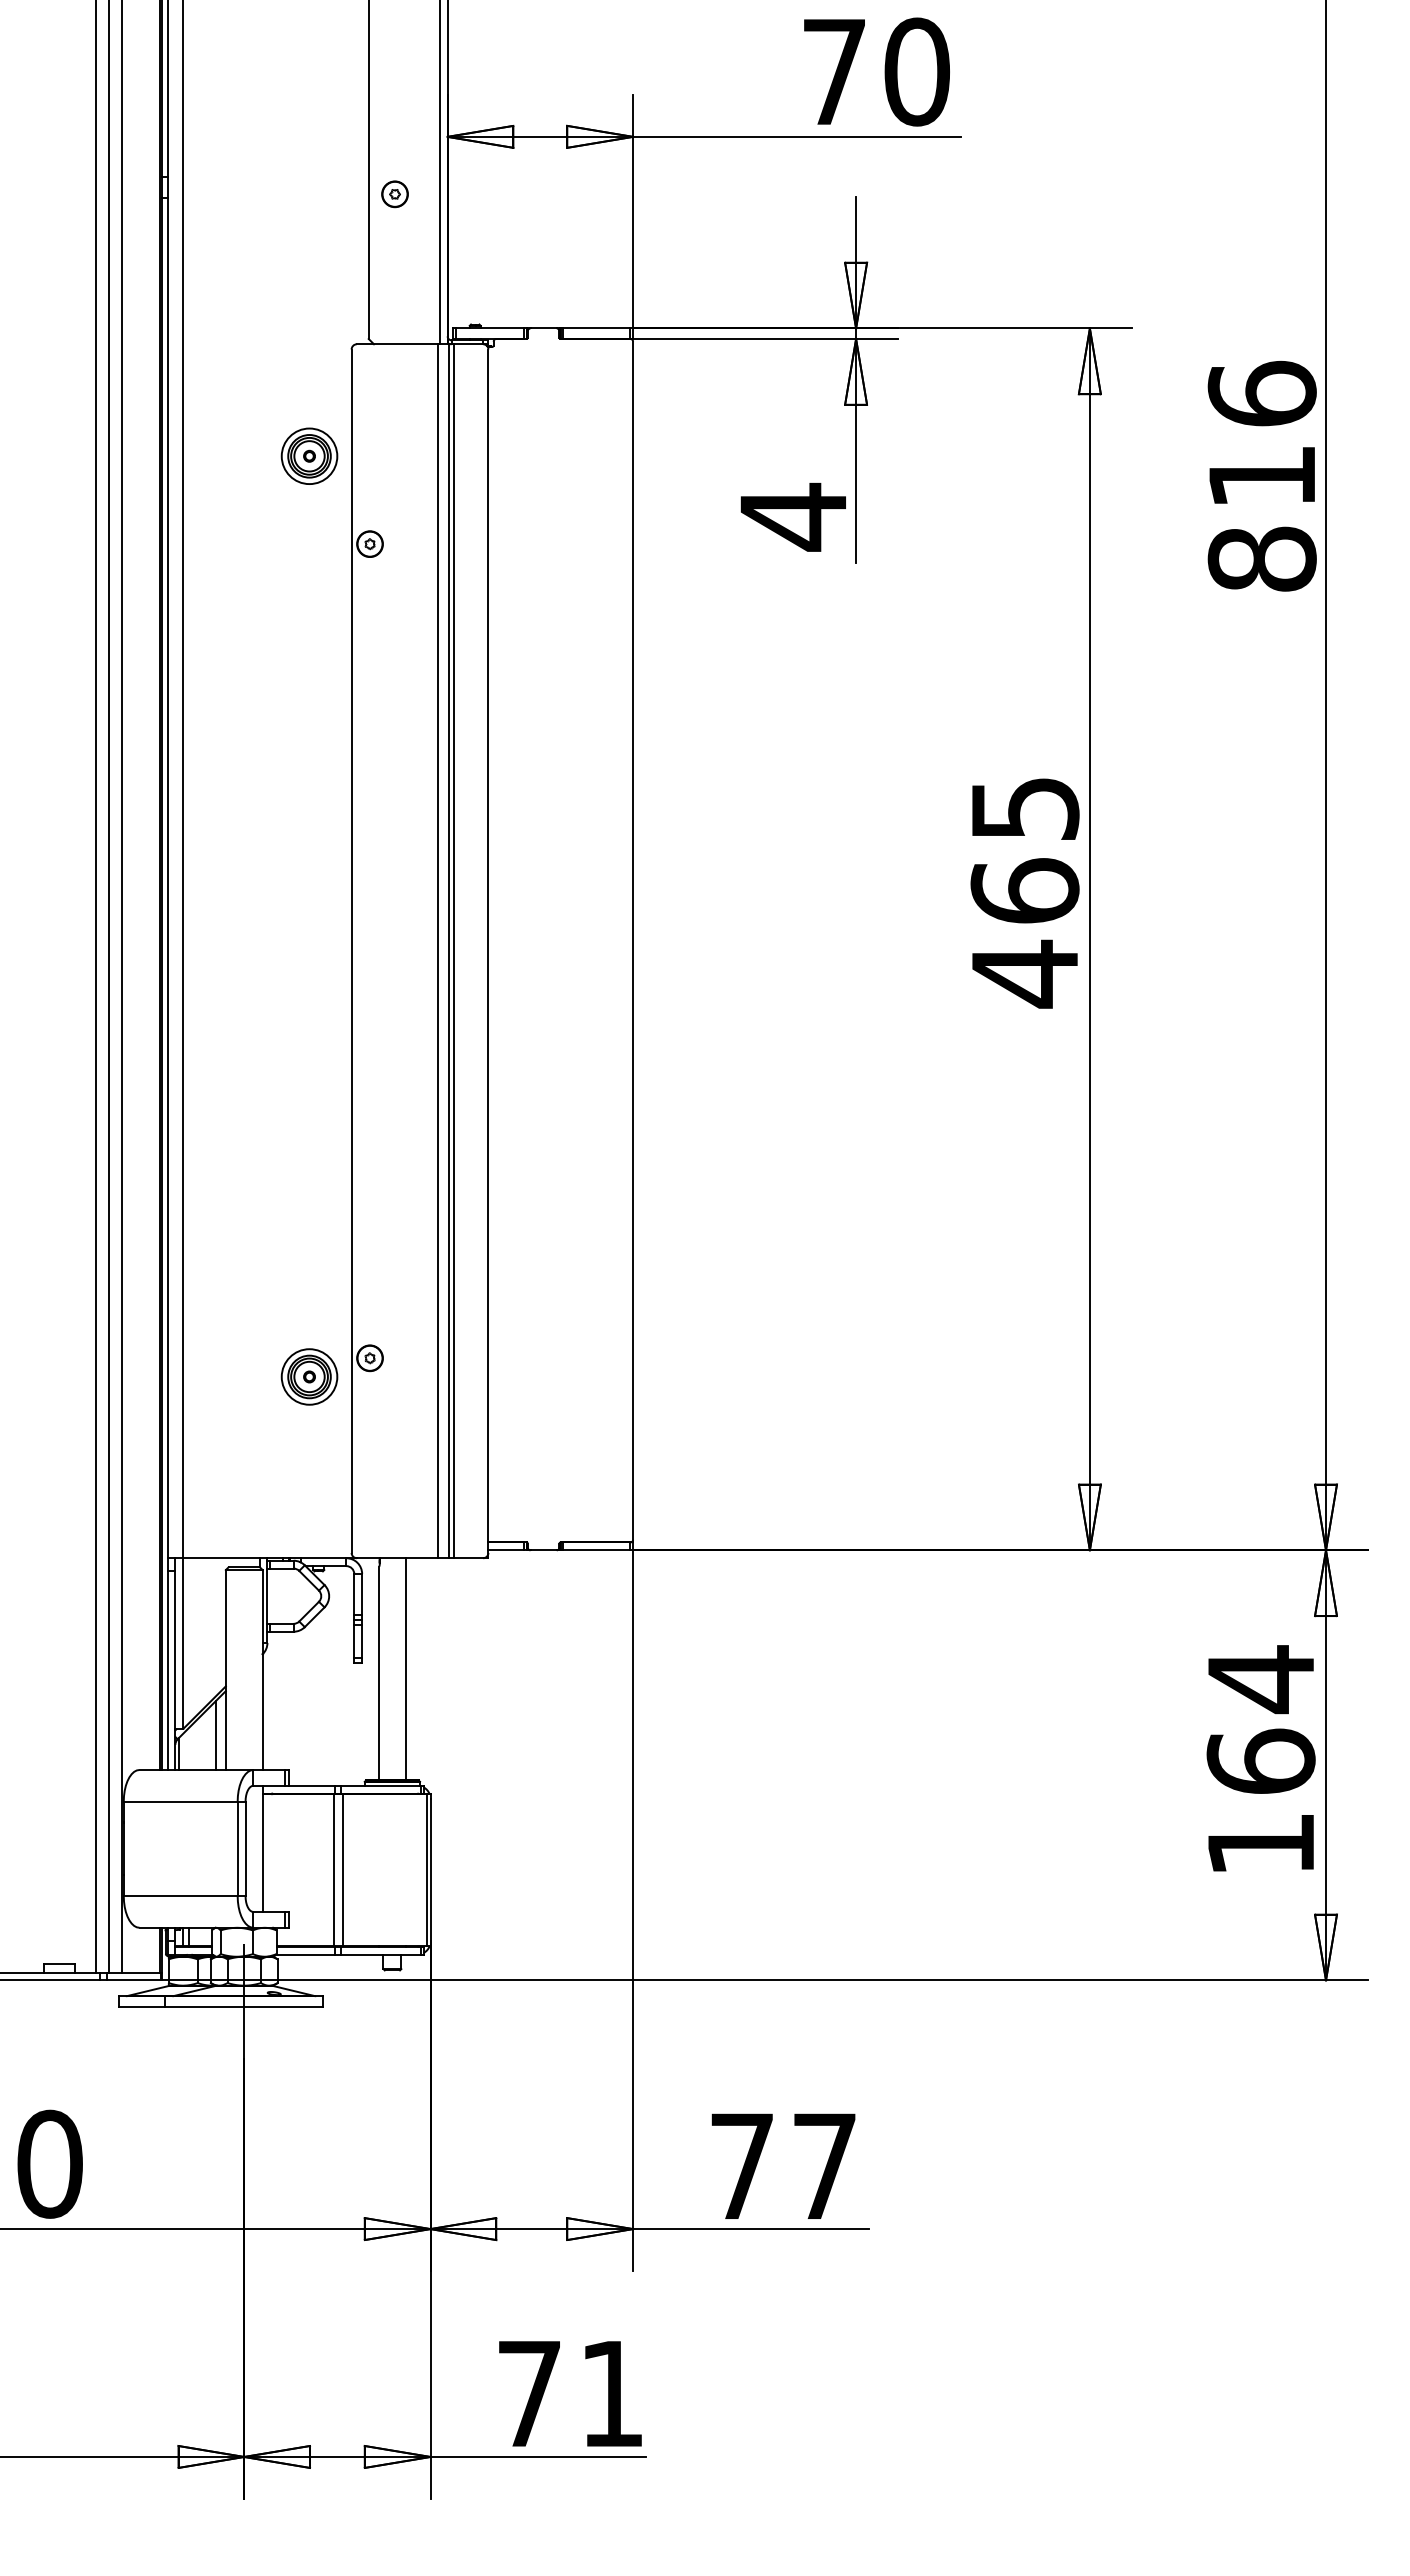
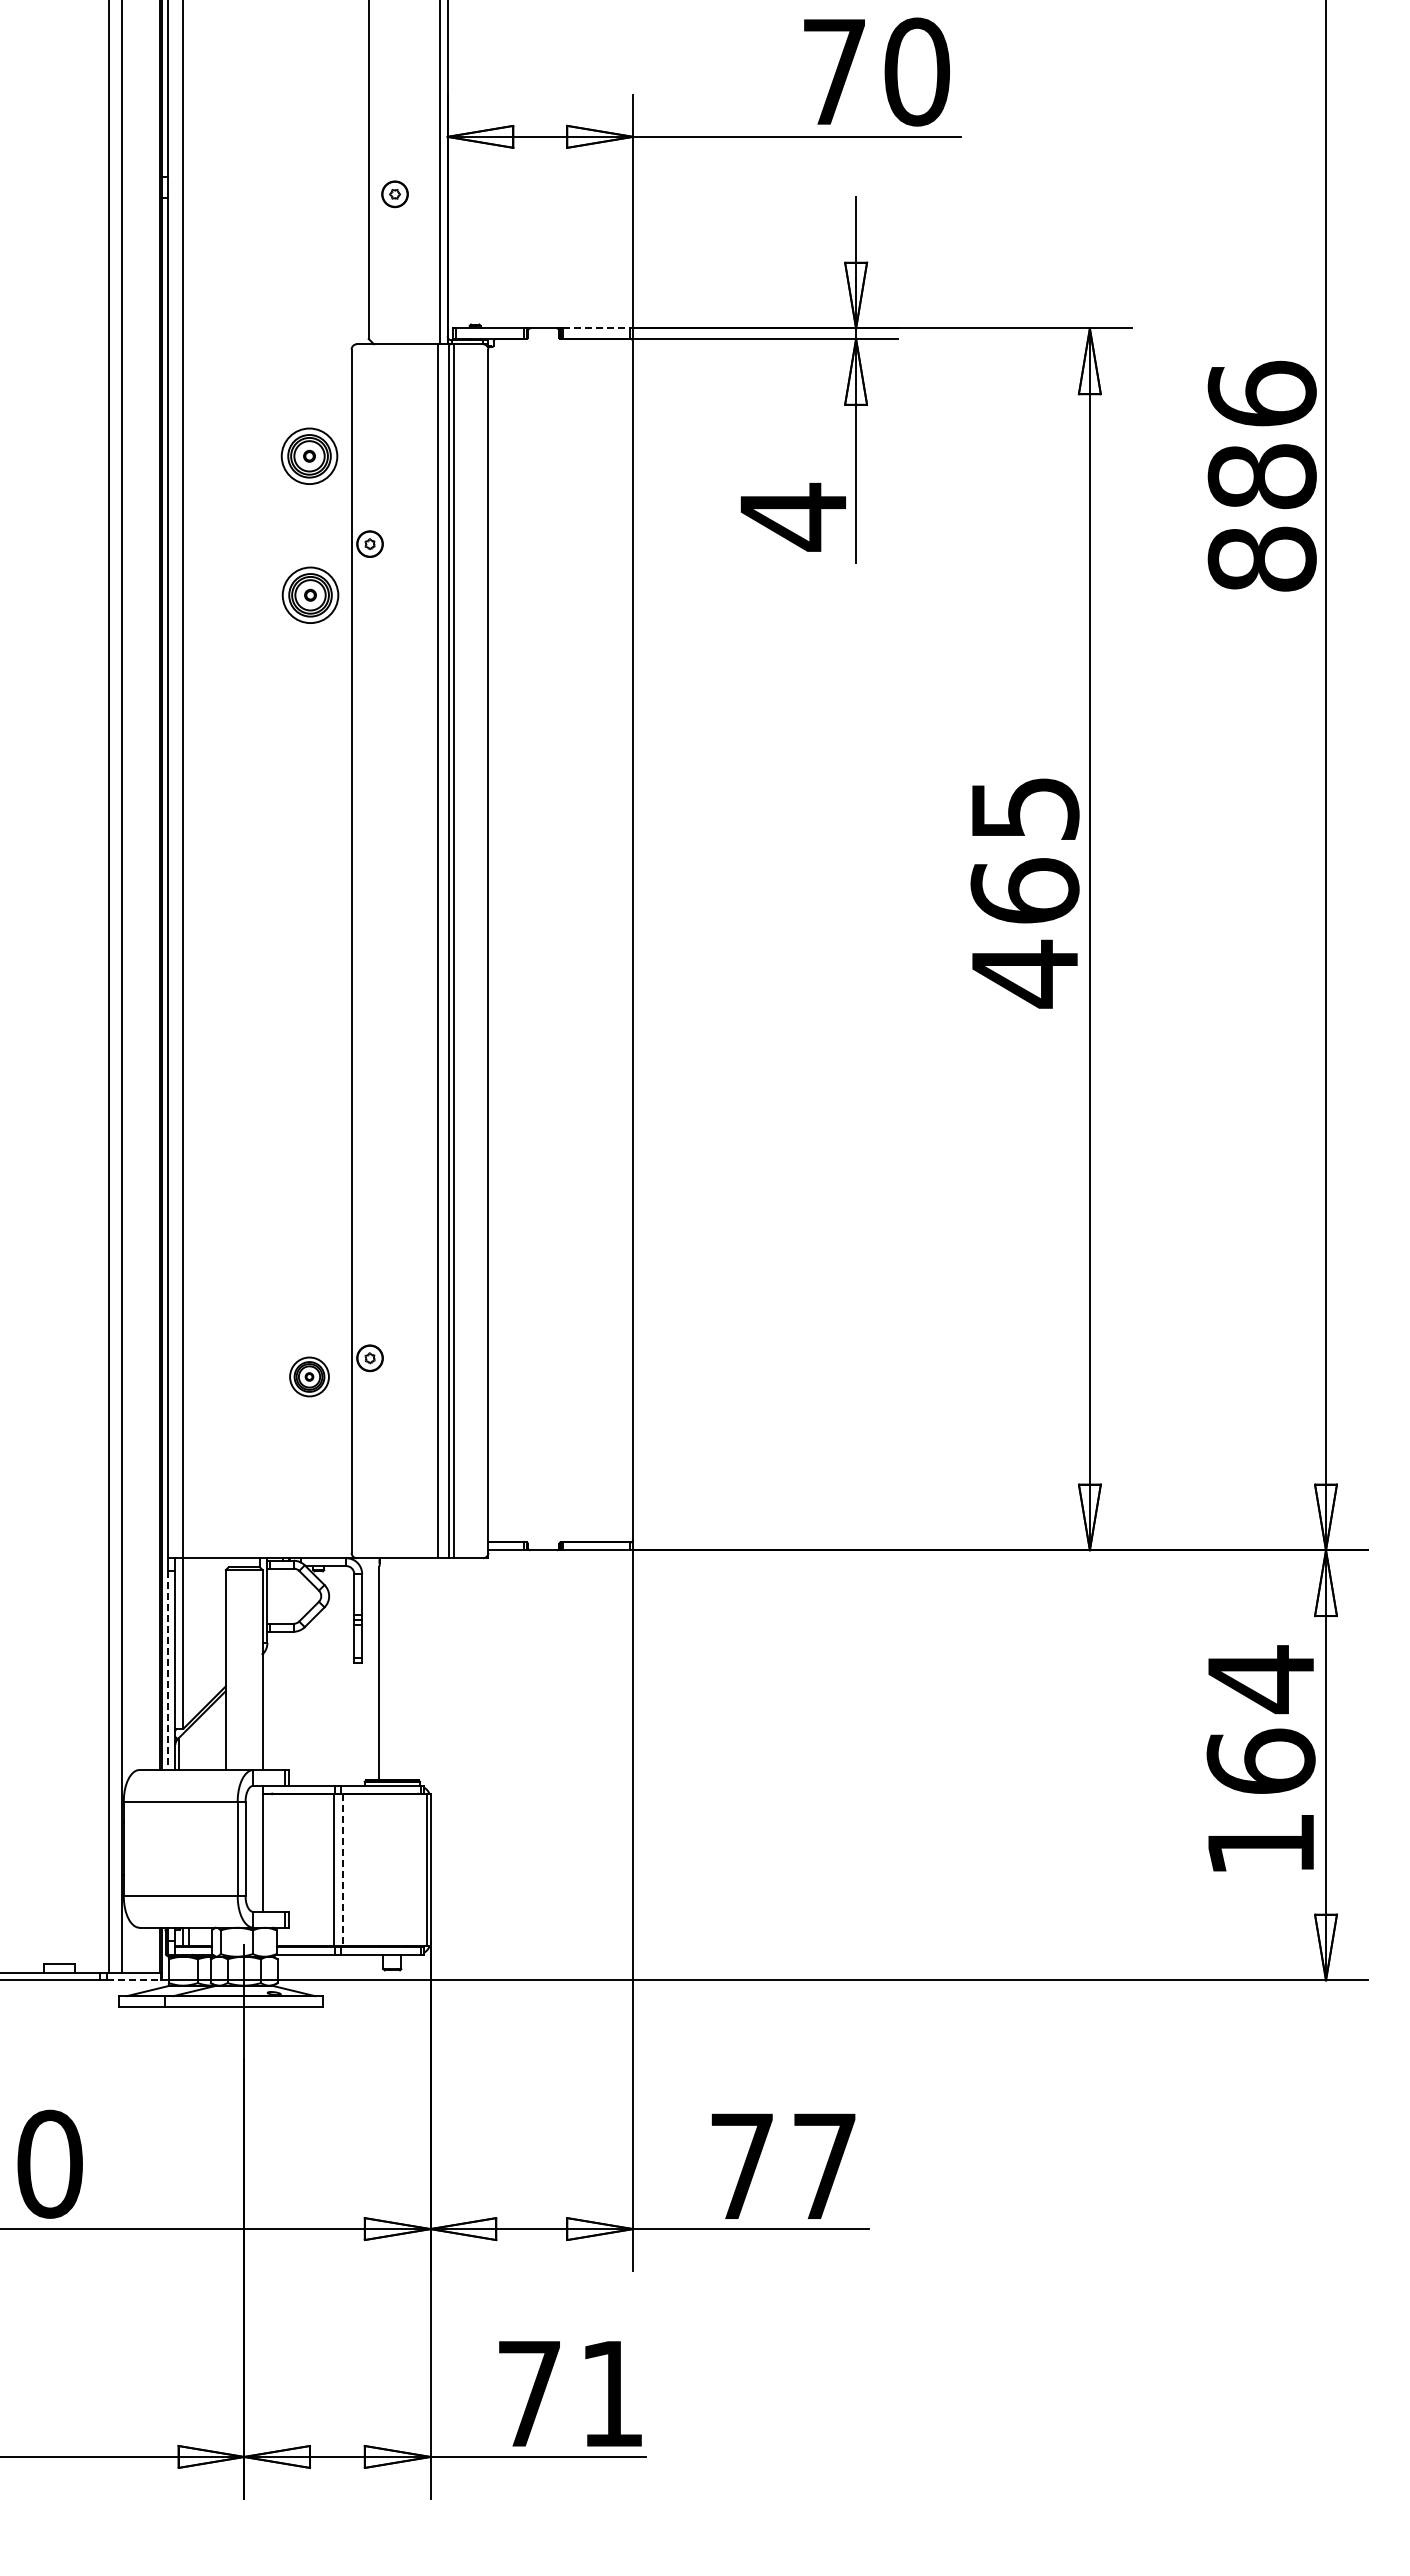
line: solid -> dashed (596, 328)
text: 816 -> 886 (1261, 476)
part: none -> present (310, 594)
line: present -> none (96, 987)
part size: 59x58 px -> 41x42 px (309, 1376)
line: present -> none (405, 1669)
line: solid -> dashed (167, 1671)
line: present -> none (216, 1734)
line: solid -> dashed (342, 1870)
line: solid -> dashed (134, 1980)
